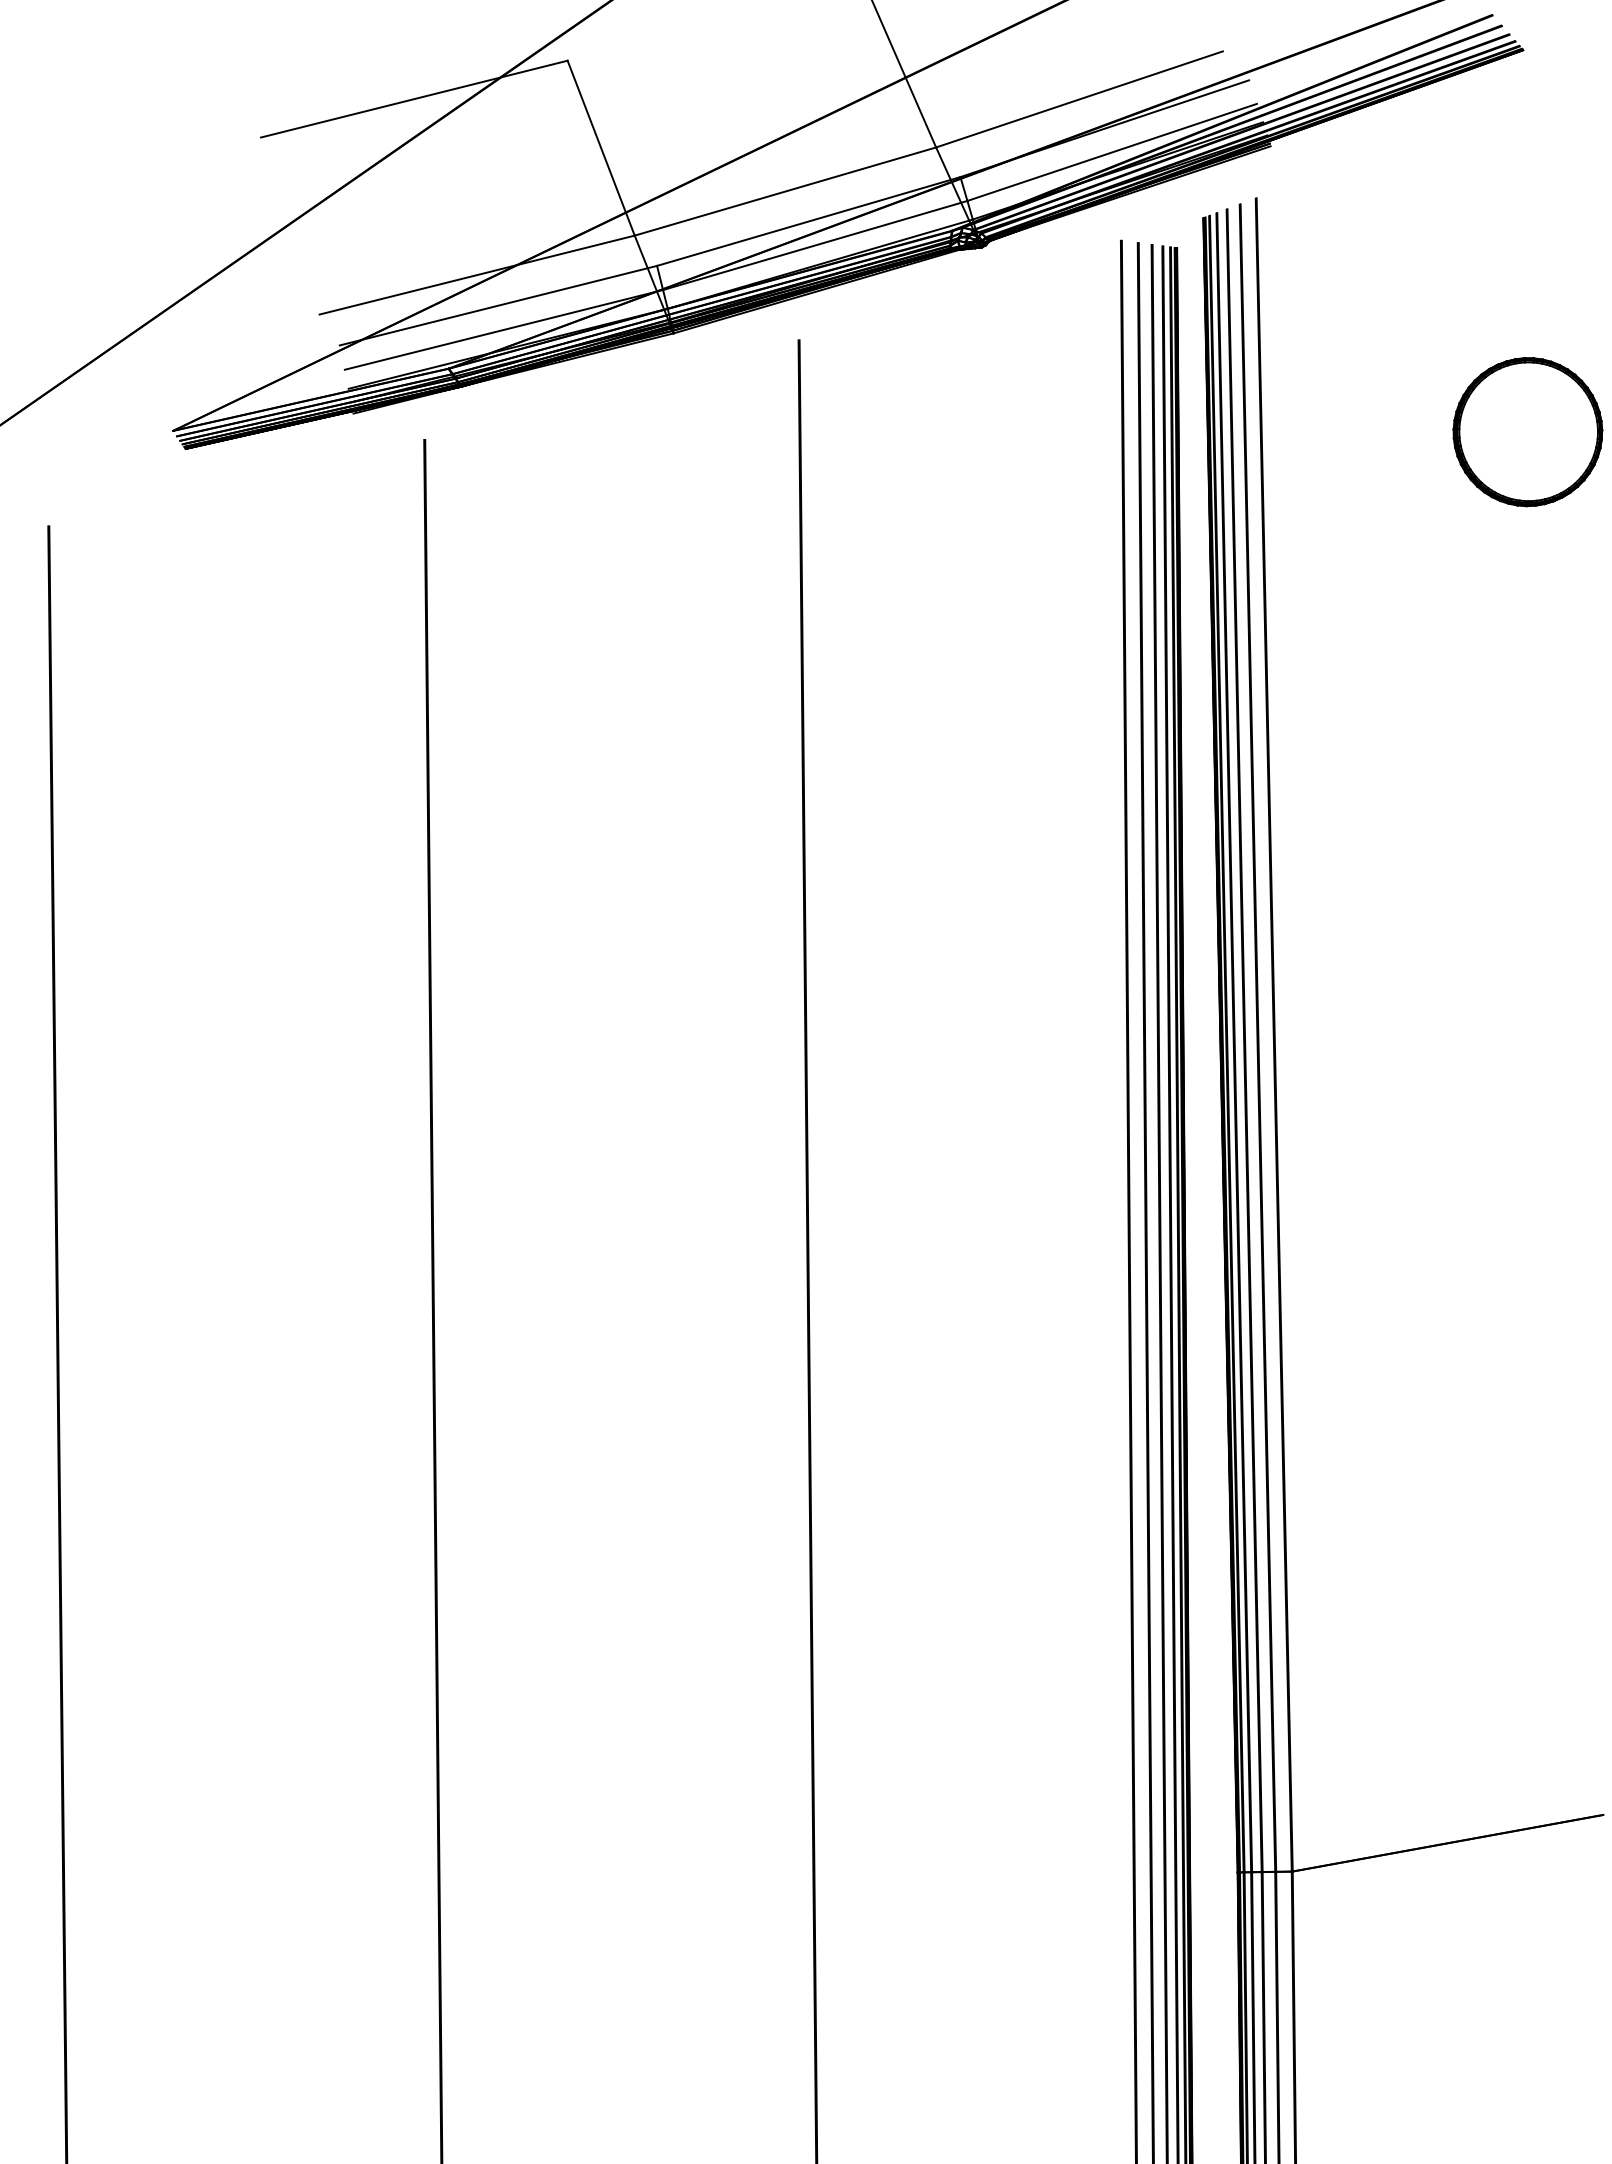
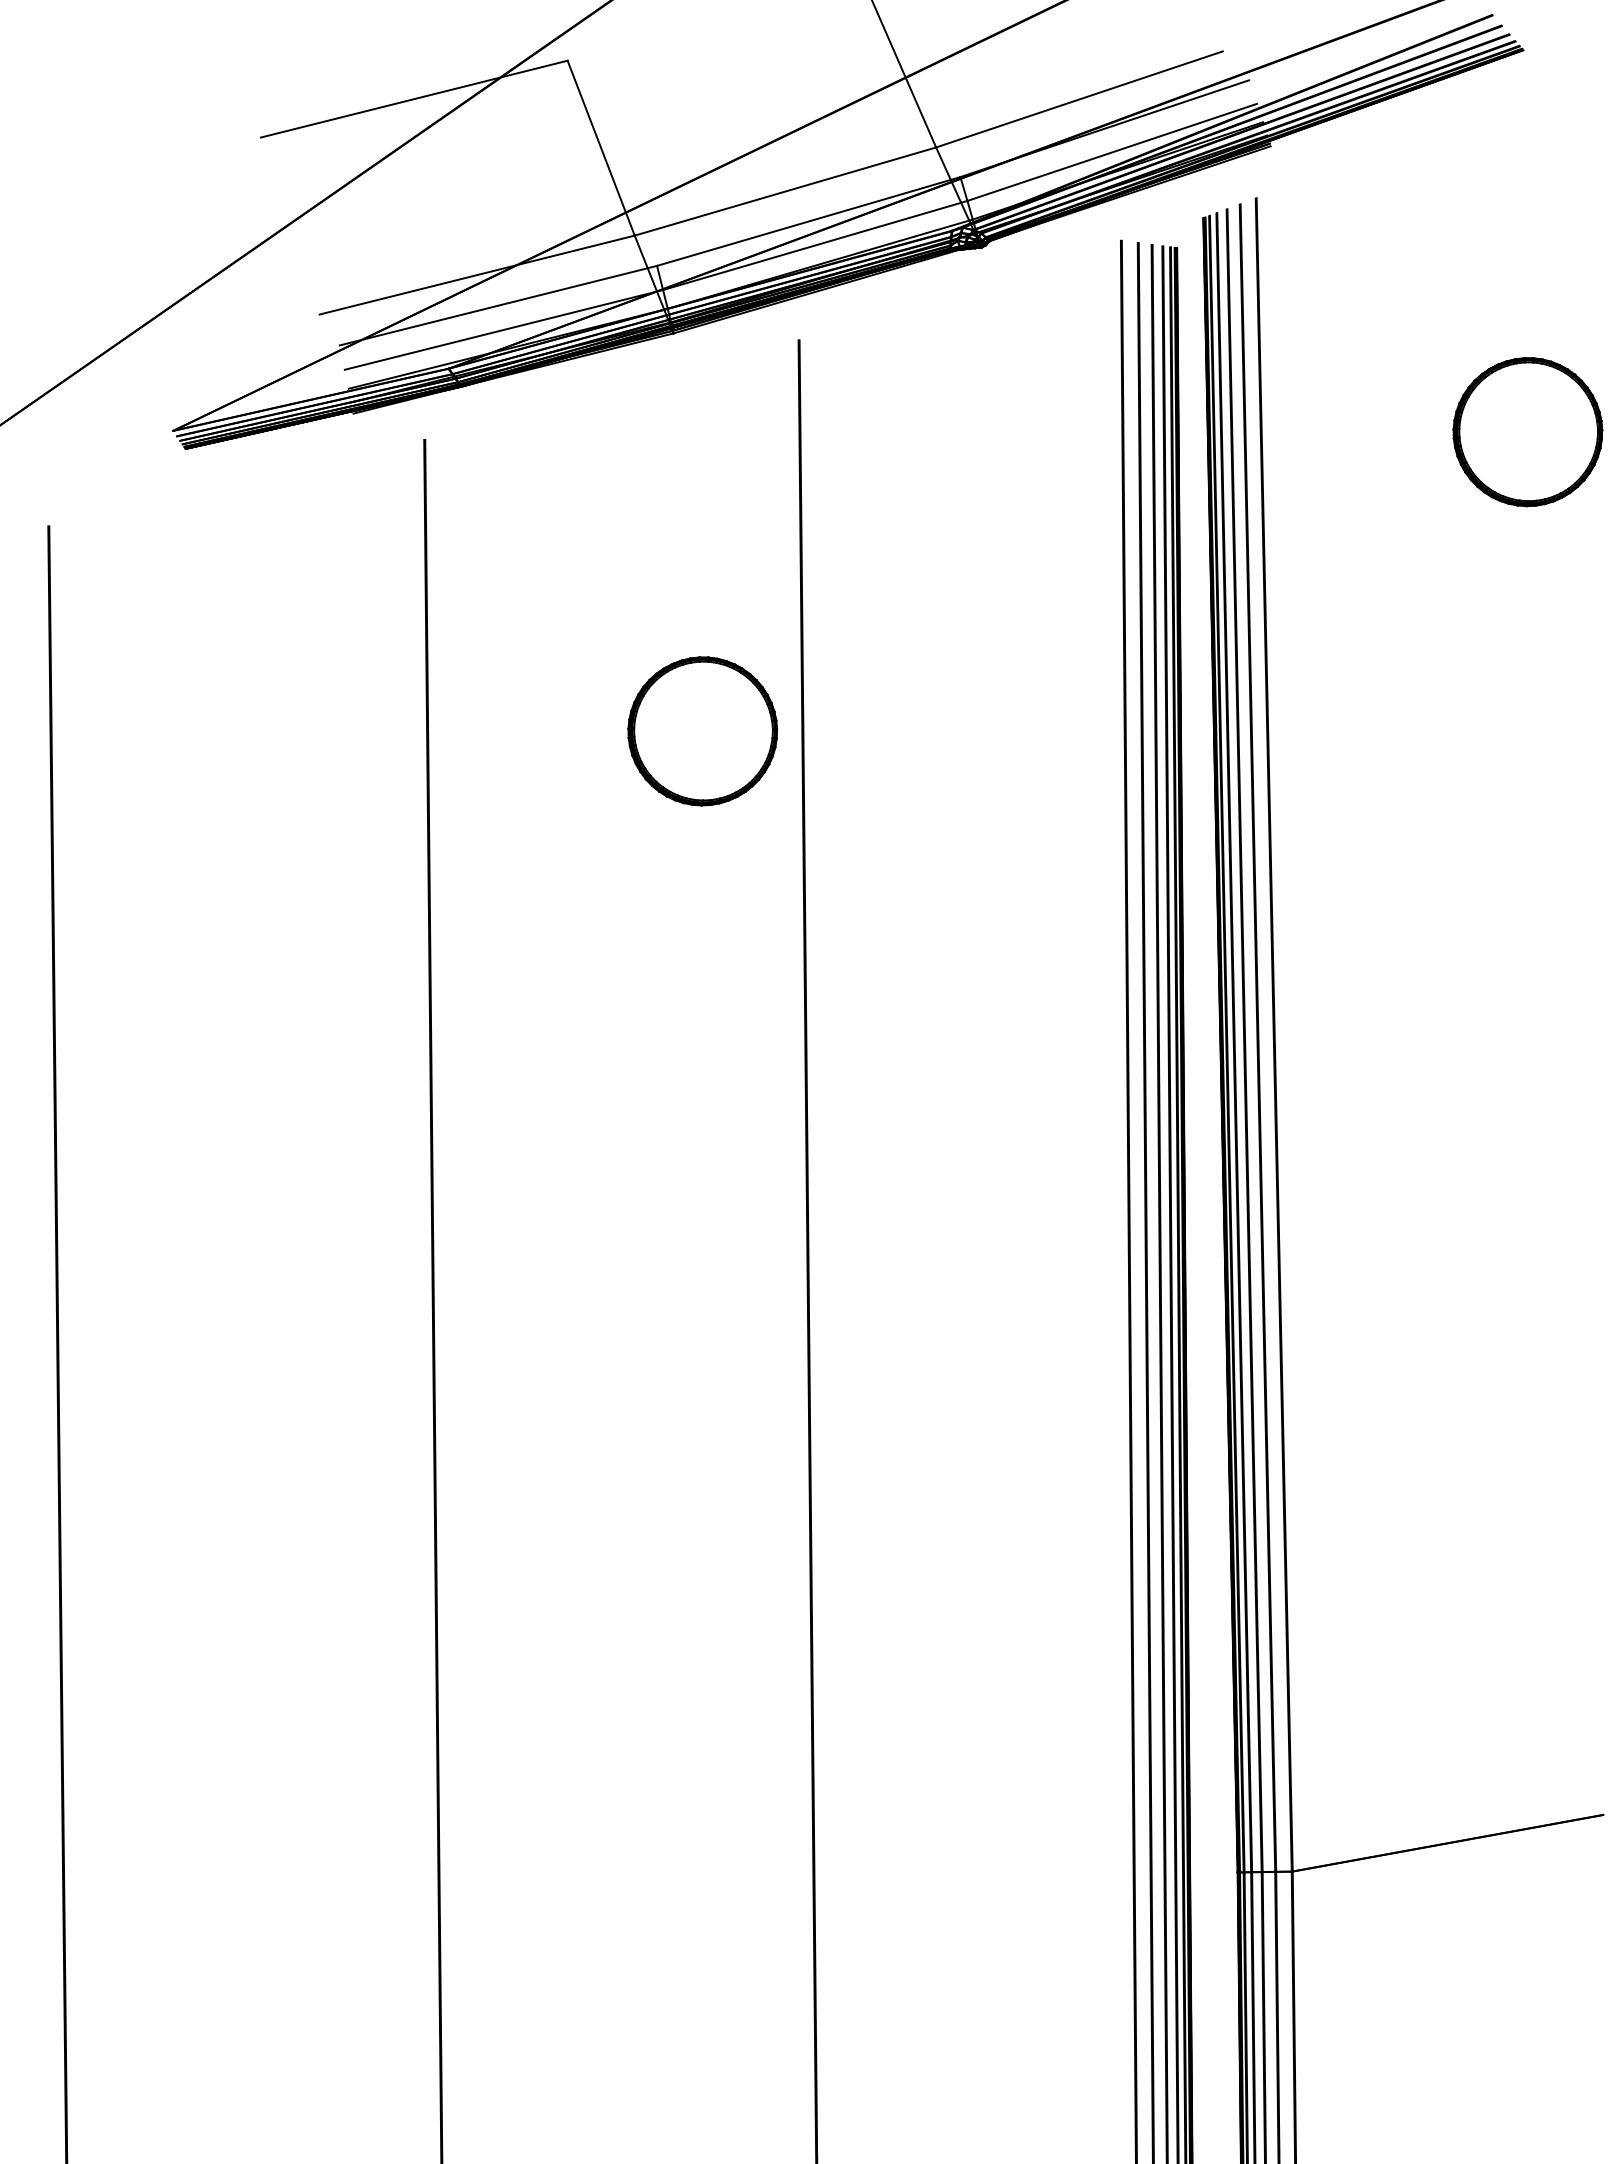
part: none -> present (702, 731)
